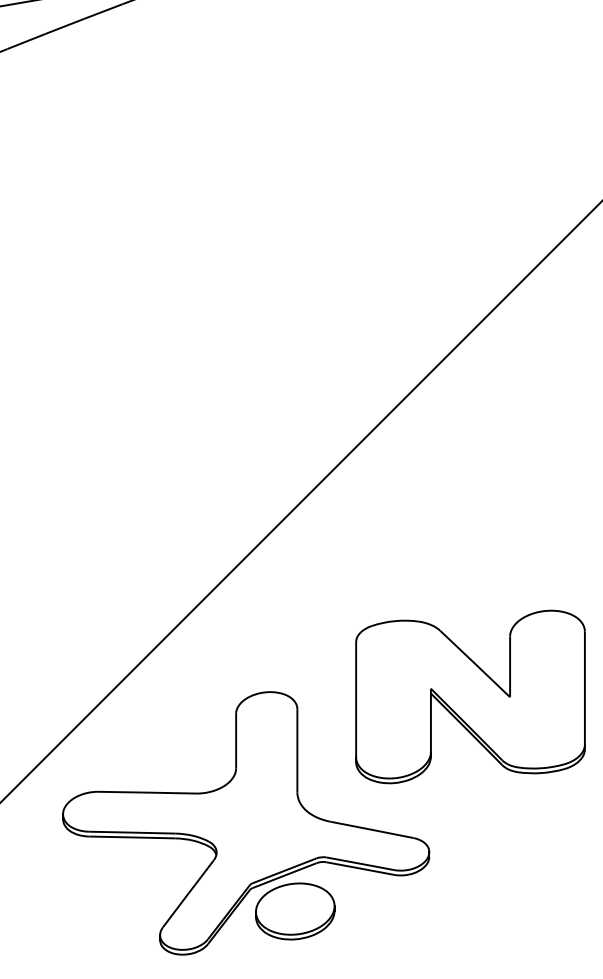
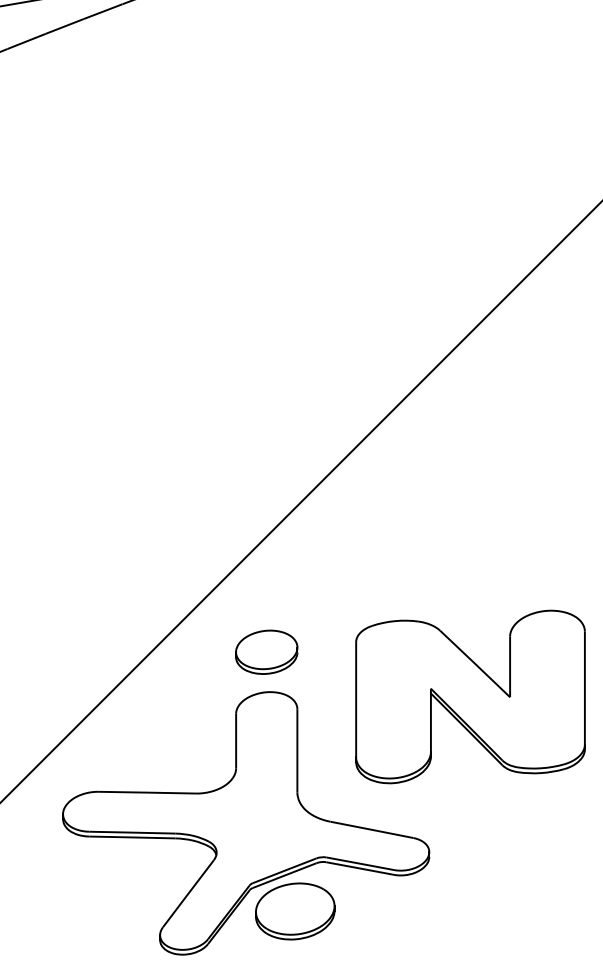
part: none -> present (266, 651)
